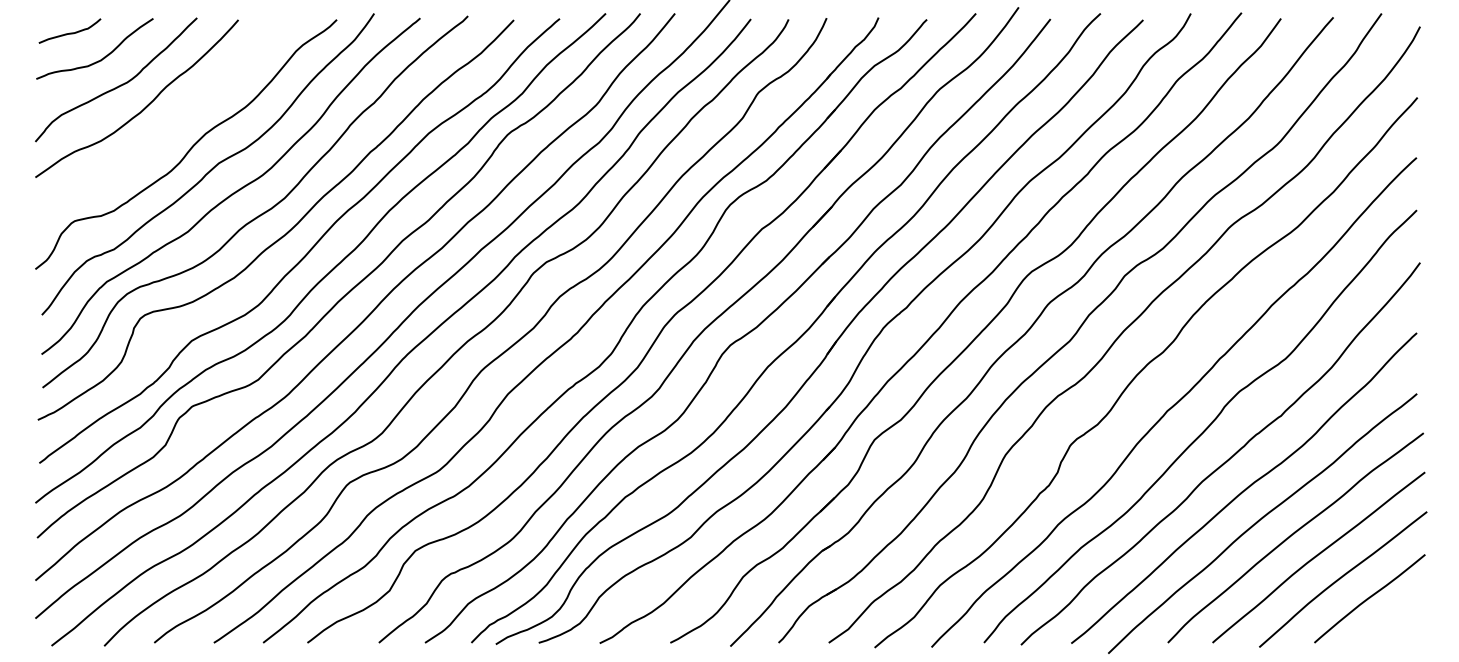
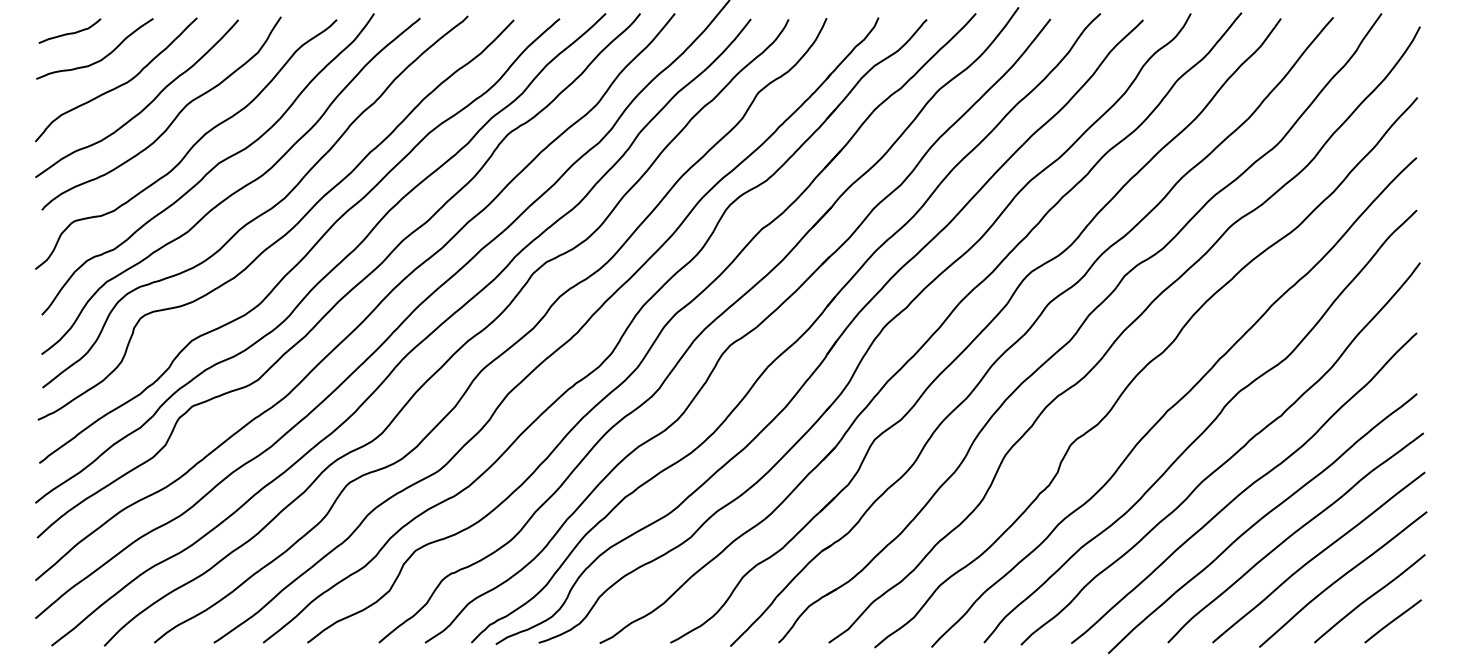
curve: none -> present (171, 121)
line: none -> present (1392, 621)
